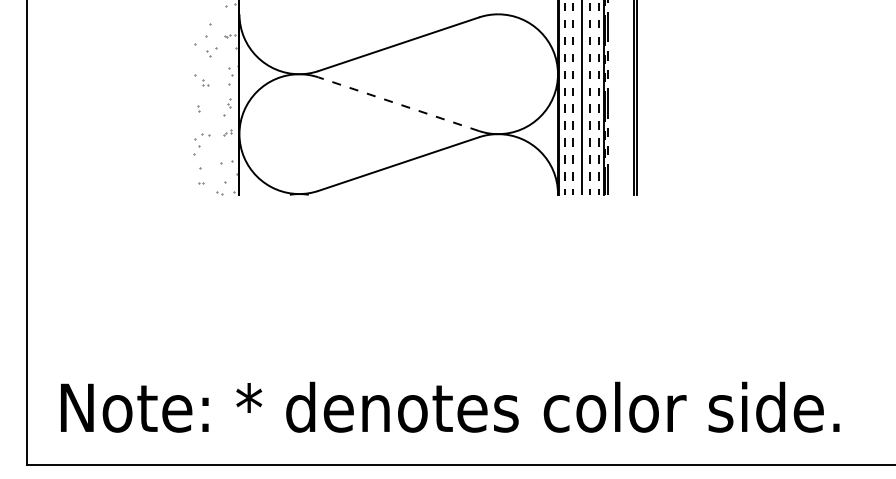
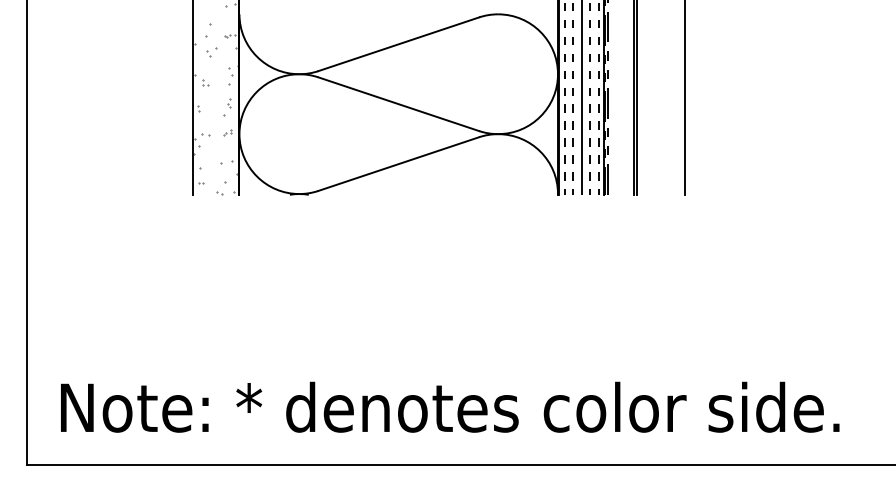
line: none -> present (193, 98)
line: none -> present (685, 98)
line: dashed -> solid (398, 104)
